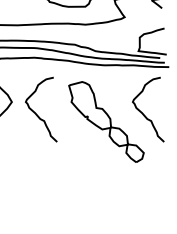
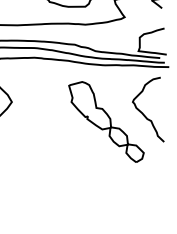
curve: present -> none (36, 113)
